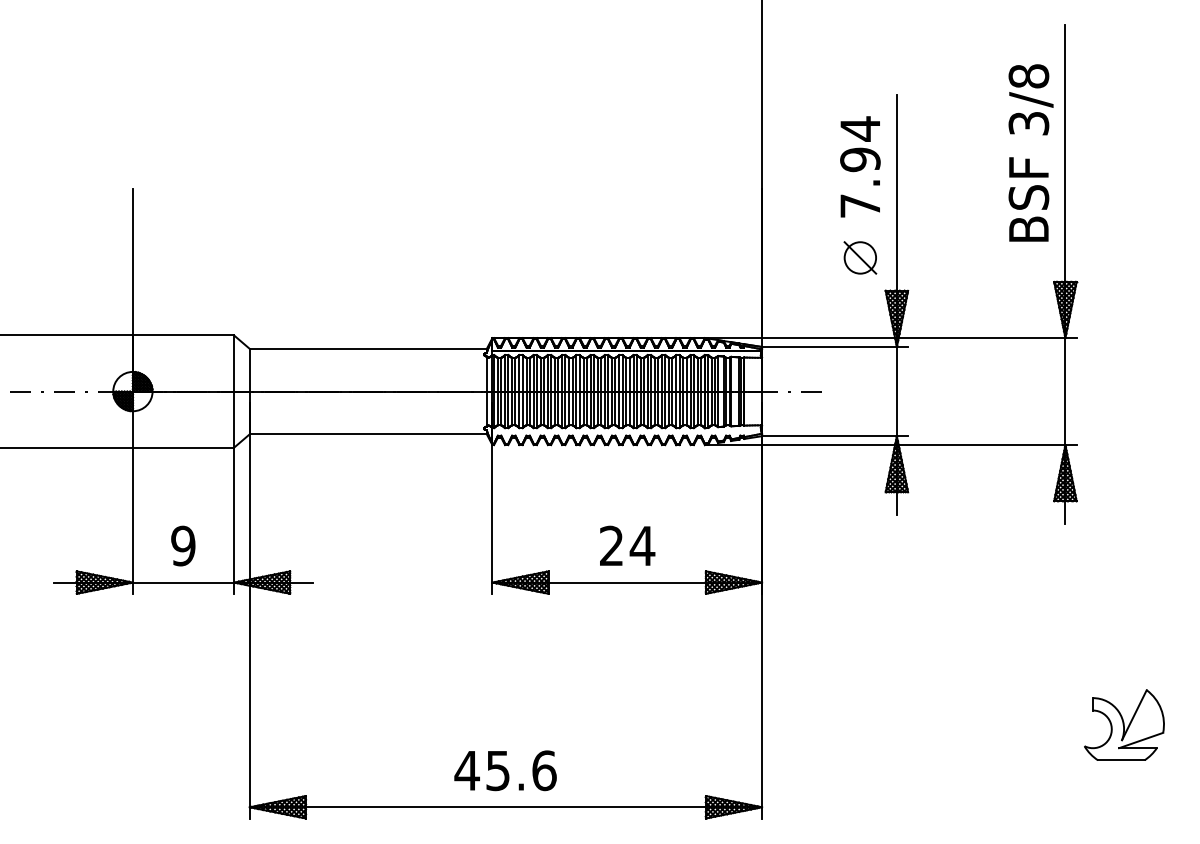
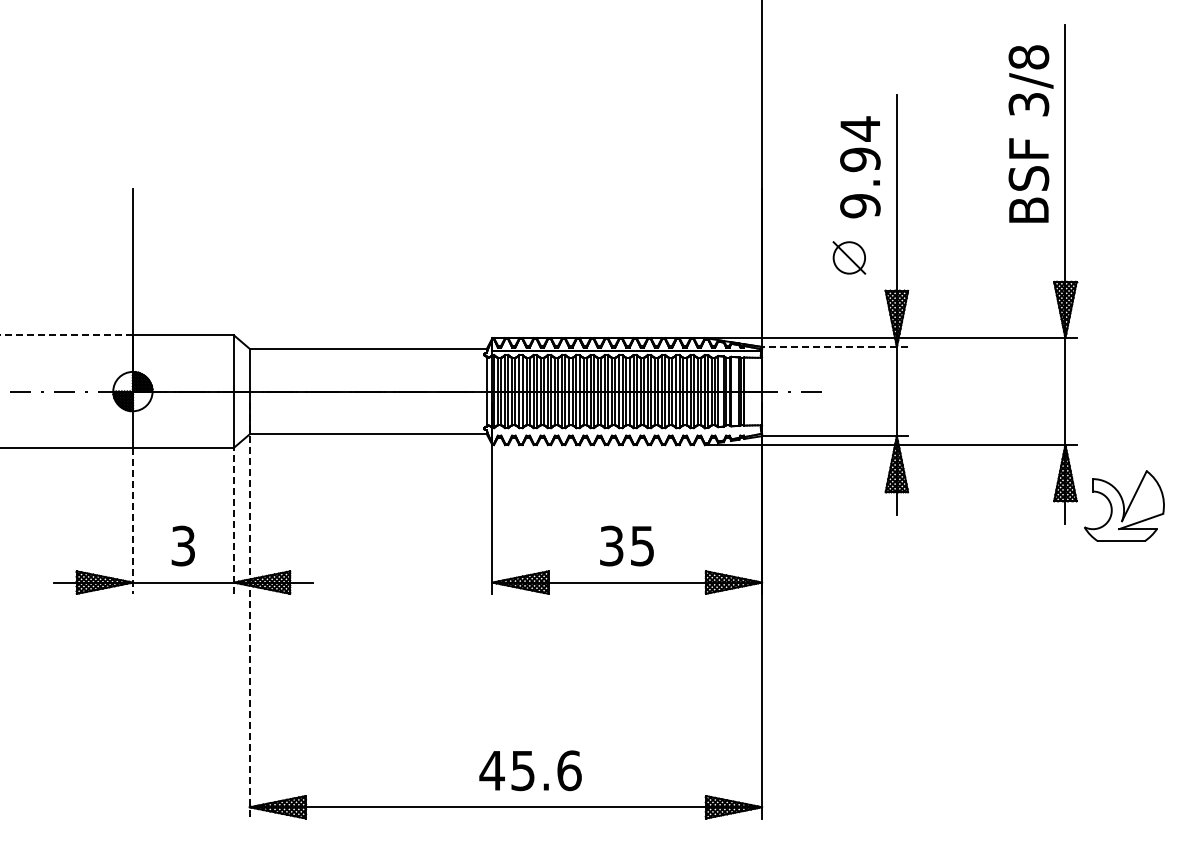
text position: (1030, 152) -> (1030, 133) (1030, 133)
text: 7.94 -> 9.94 (860, 206)
part position: (860, 257) -> (849, 257) (849, 257)
line: solid -> dashed (65, 335)
line: solid -> dashed (834, 346)
line: solid -> dashed (234, 520)
line: solid -> dashed (132, 521)
text: 9 -> 3 (183, 545)
text: 24 -> 35 (627, 546)
line: solid -> dashed (249, 610)
part position: (1124, 724) -> (1124, 505) (1124, 505)
text position: (505, 770) -> (530, 770) (530, 770)
